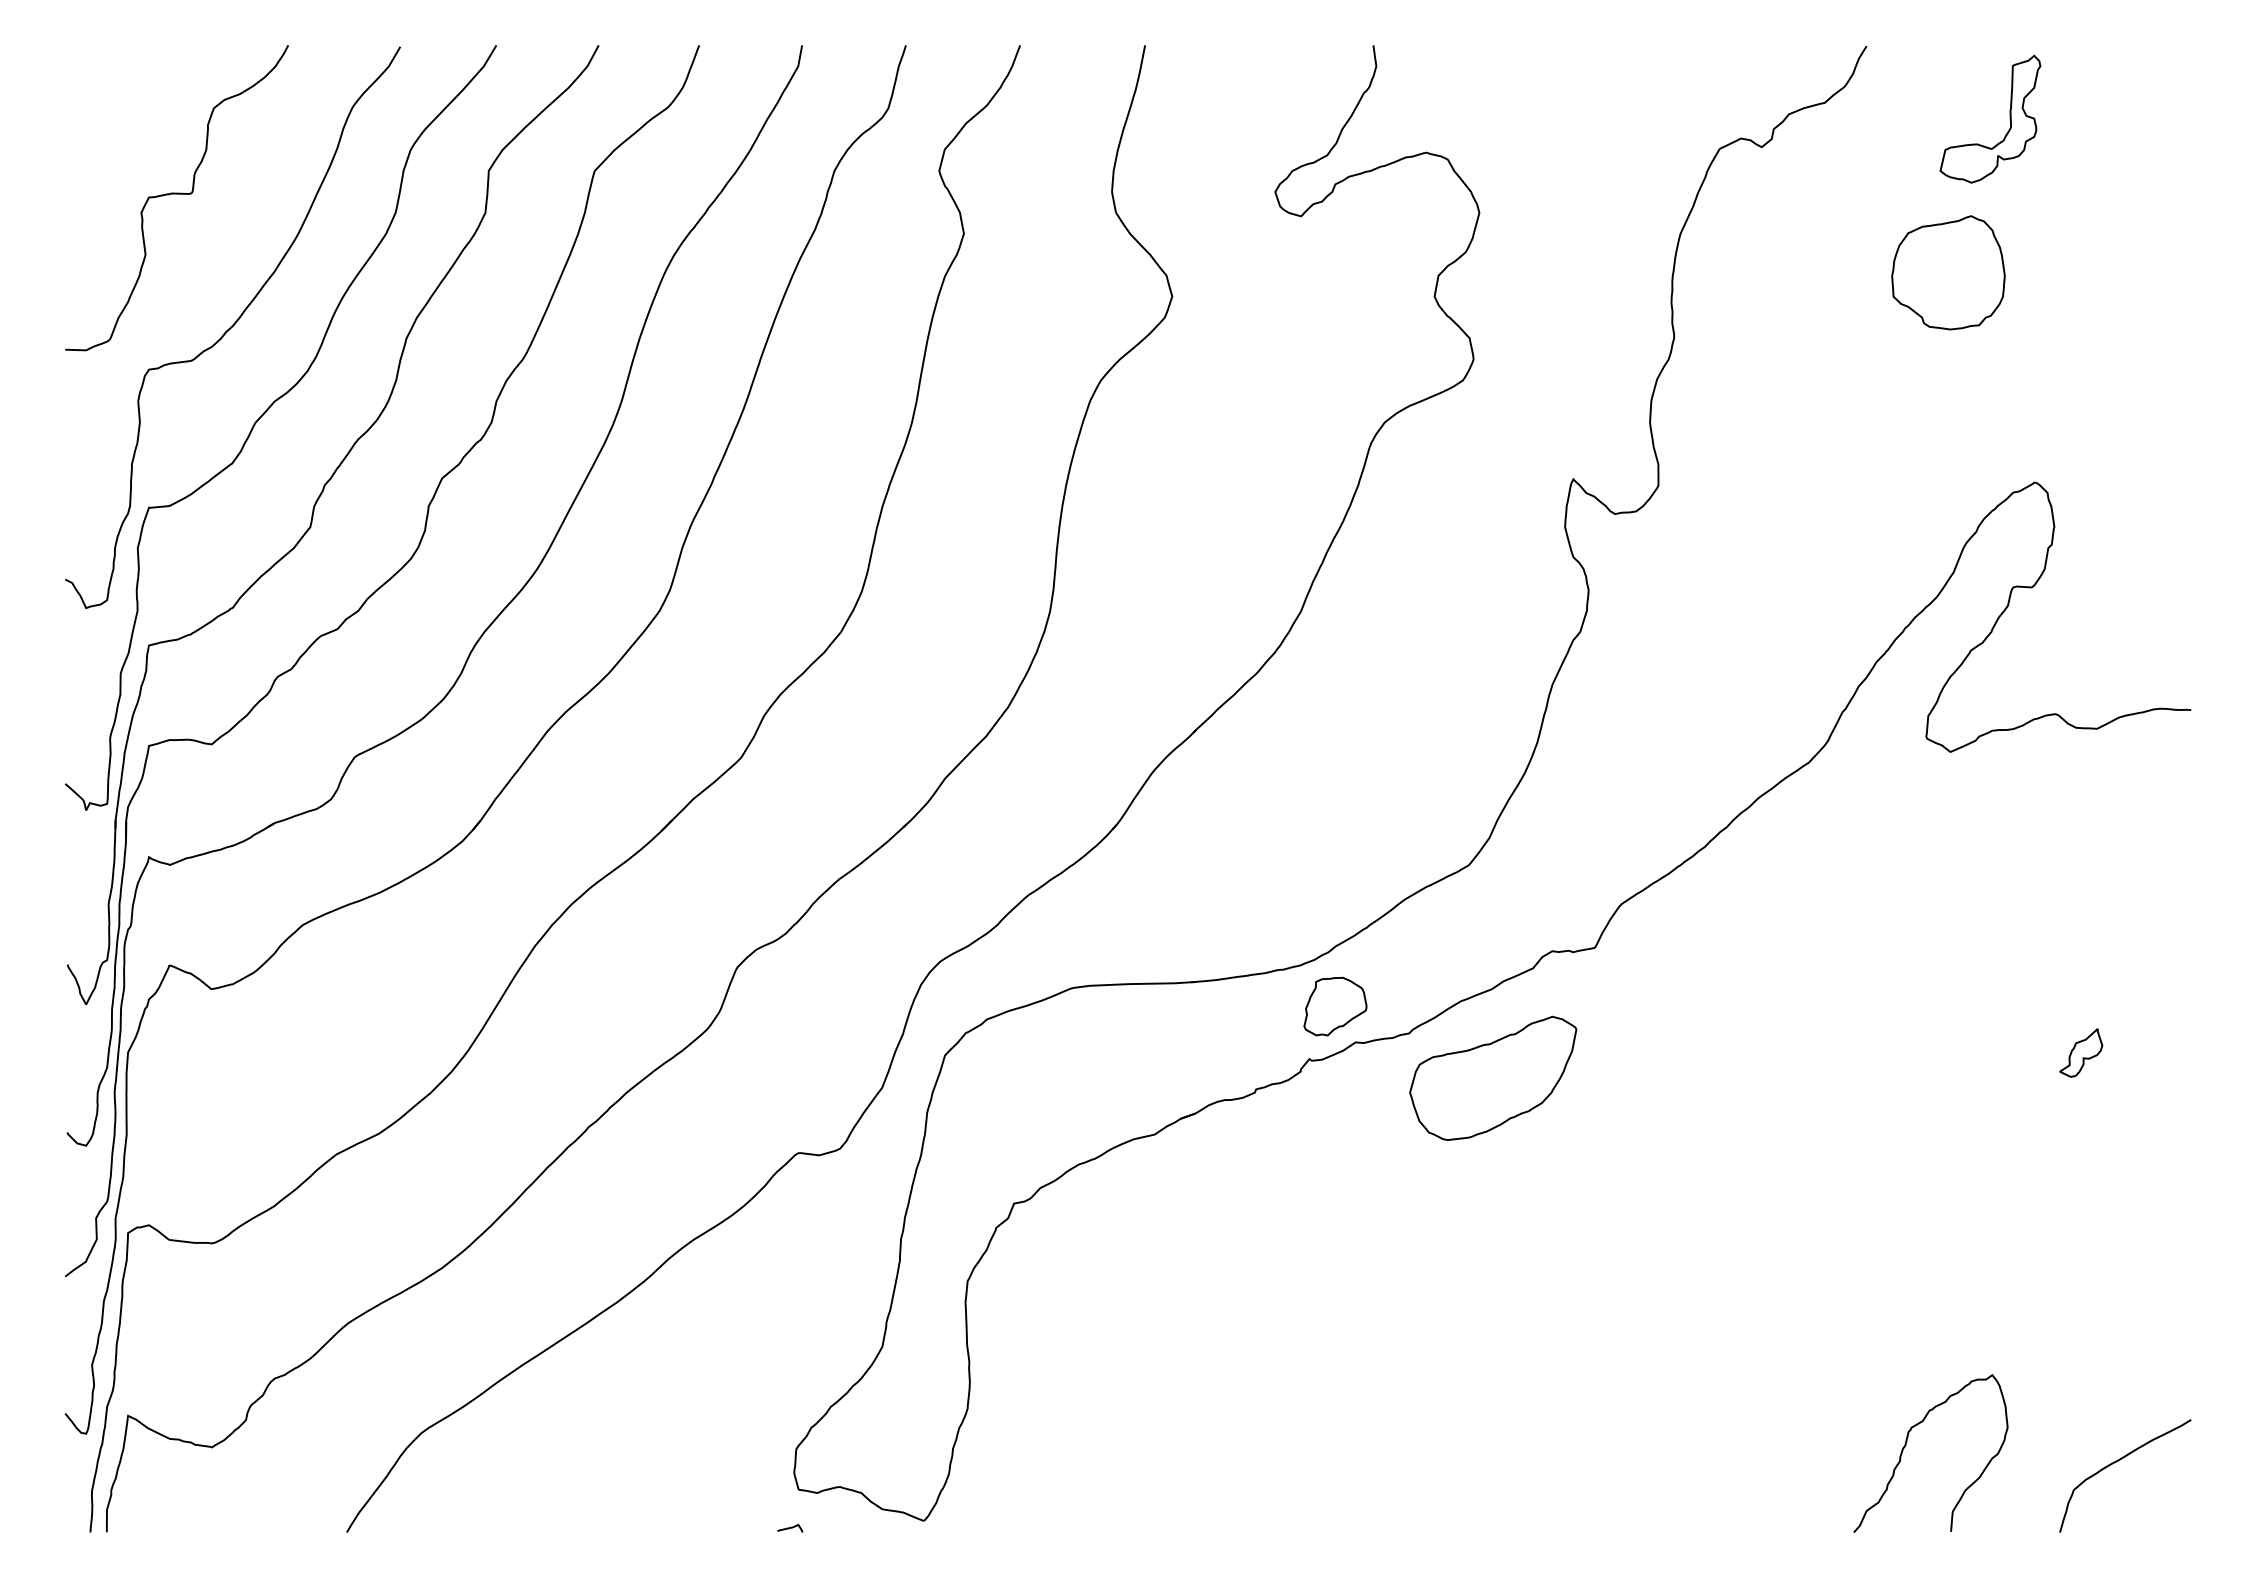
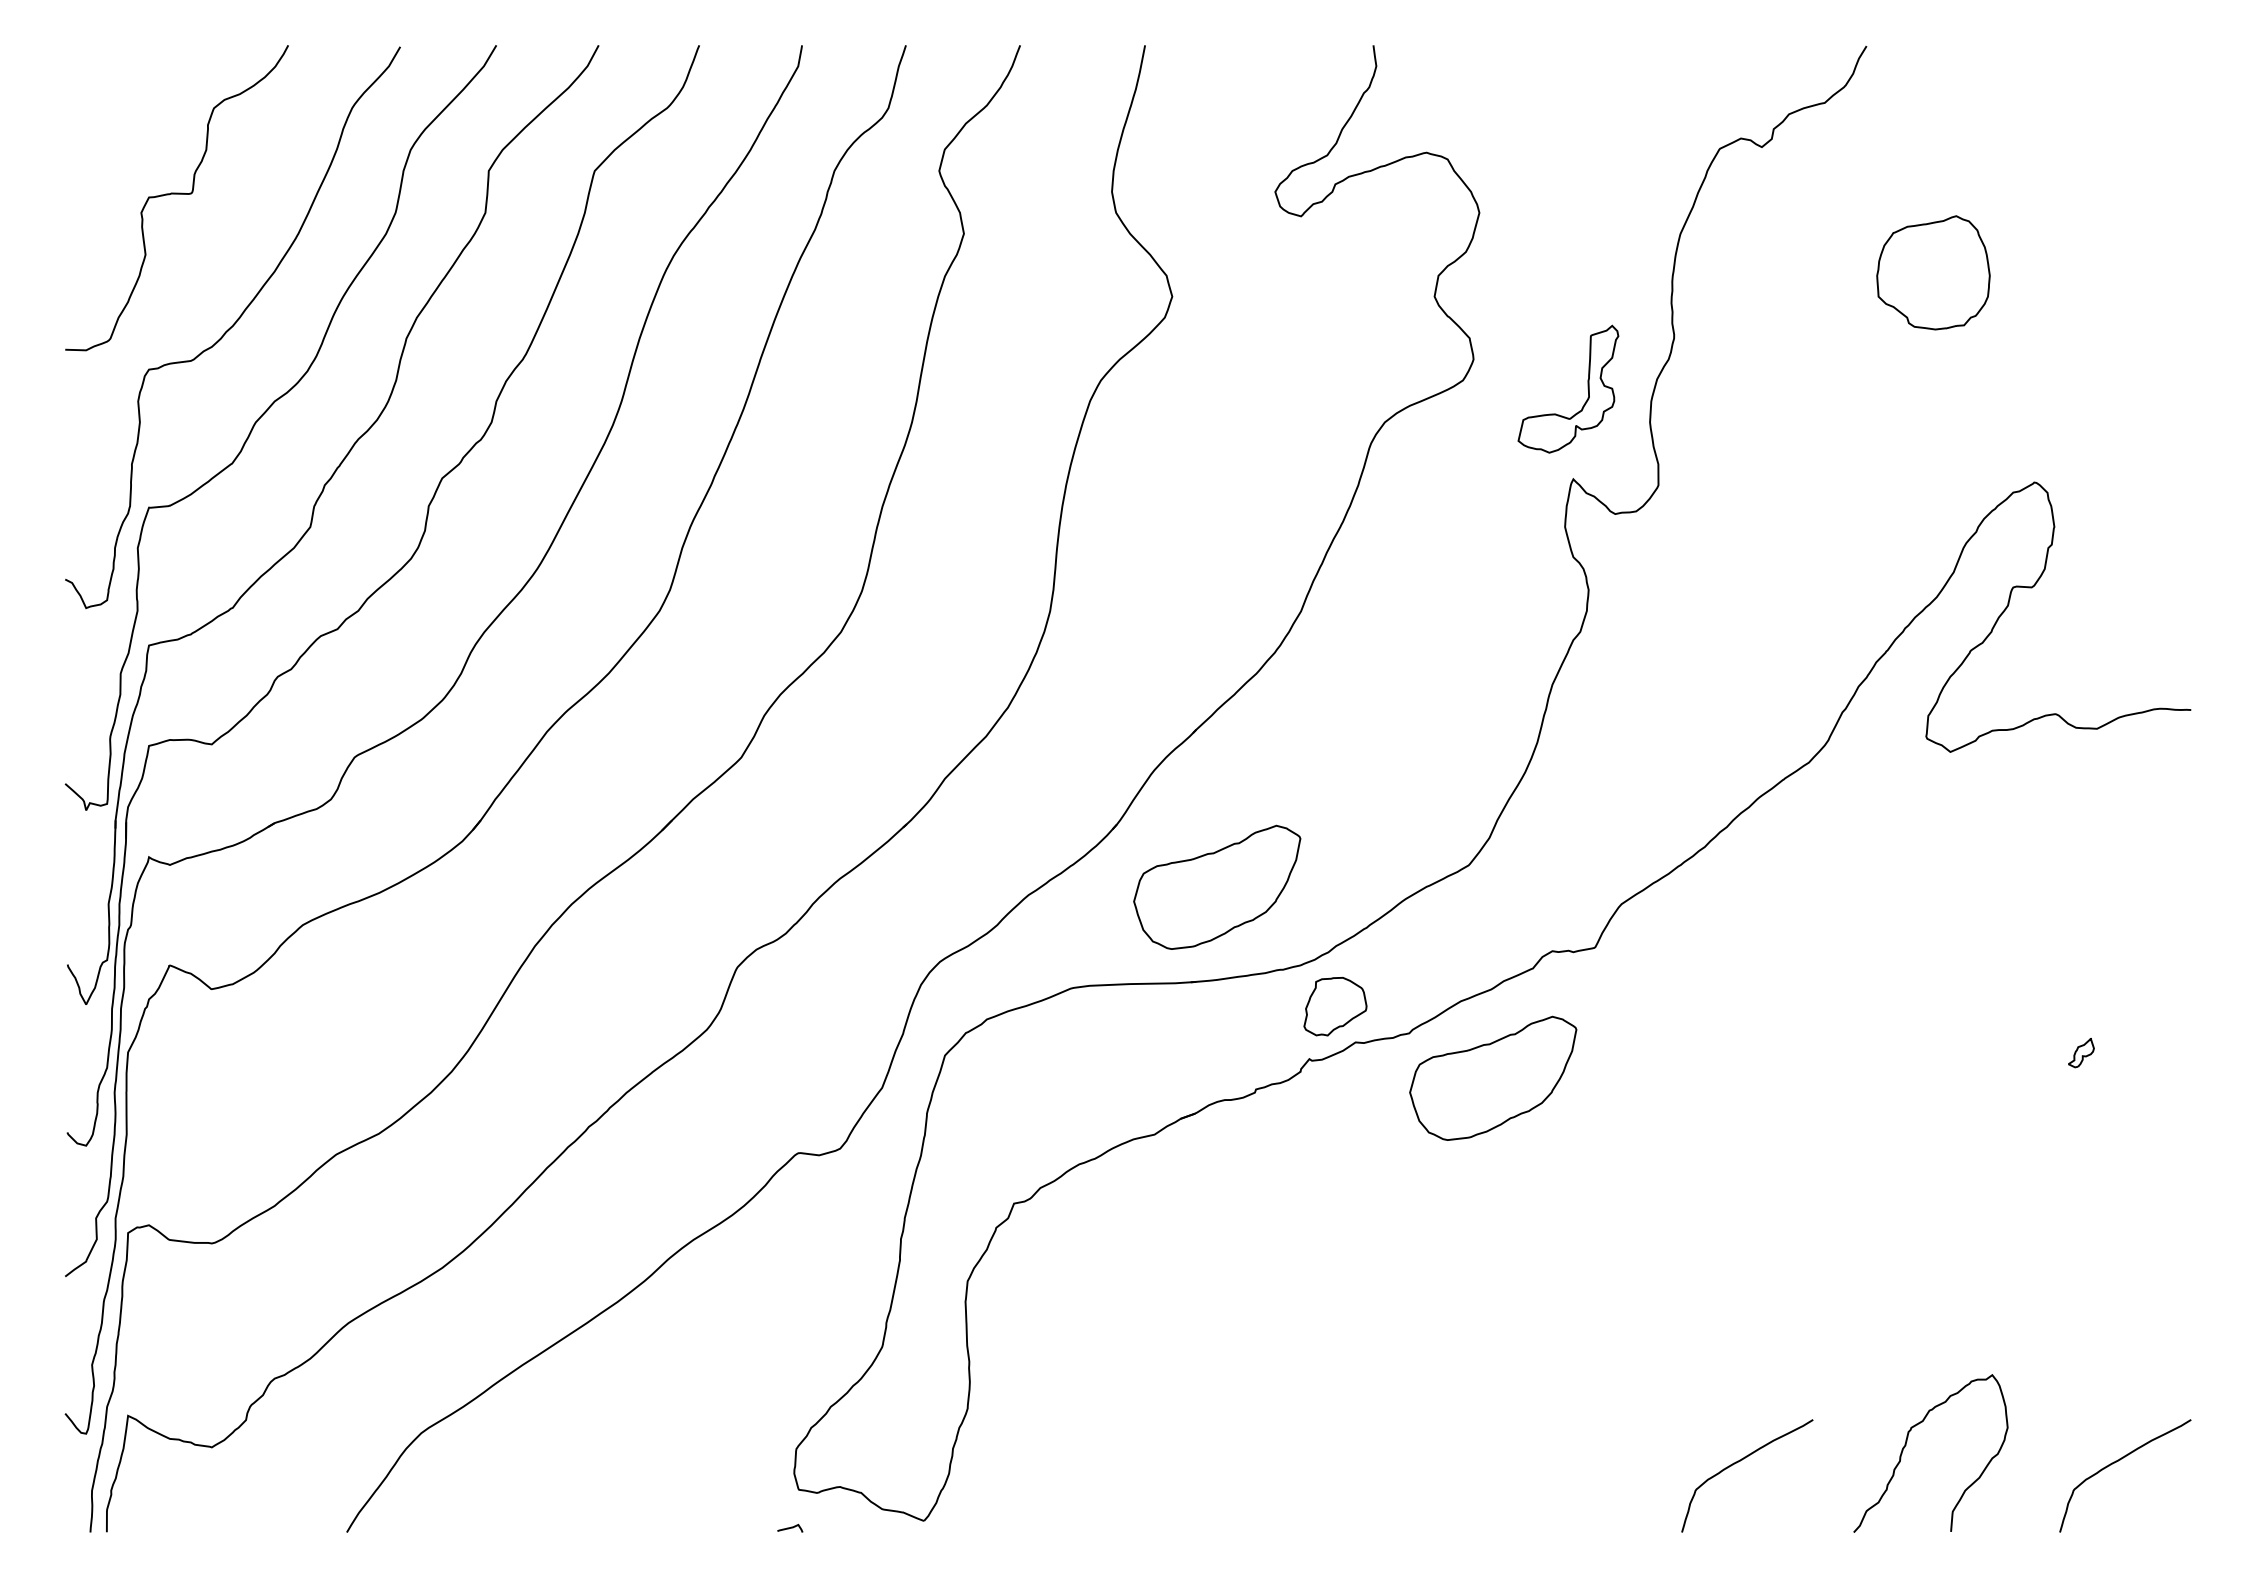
part position: (2009, 118) -> (1587, 388) (1587, 388)
part position: (1948, 272) -> (1933, 272) (1933, 272)
part: none -> present (1217, 886)
part size: 45x50 px -> 27x31 px (2081, 1053)
curve: none -> present (1740, 1461)
